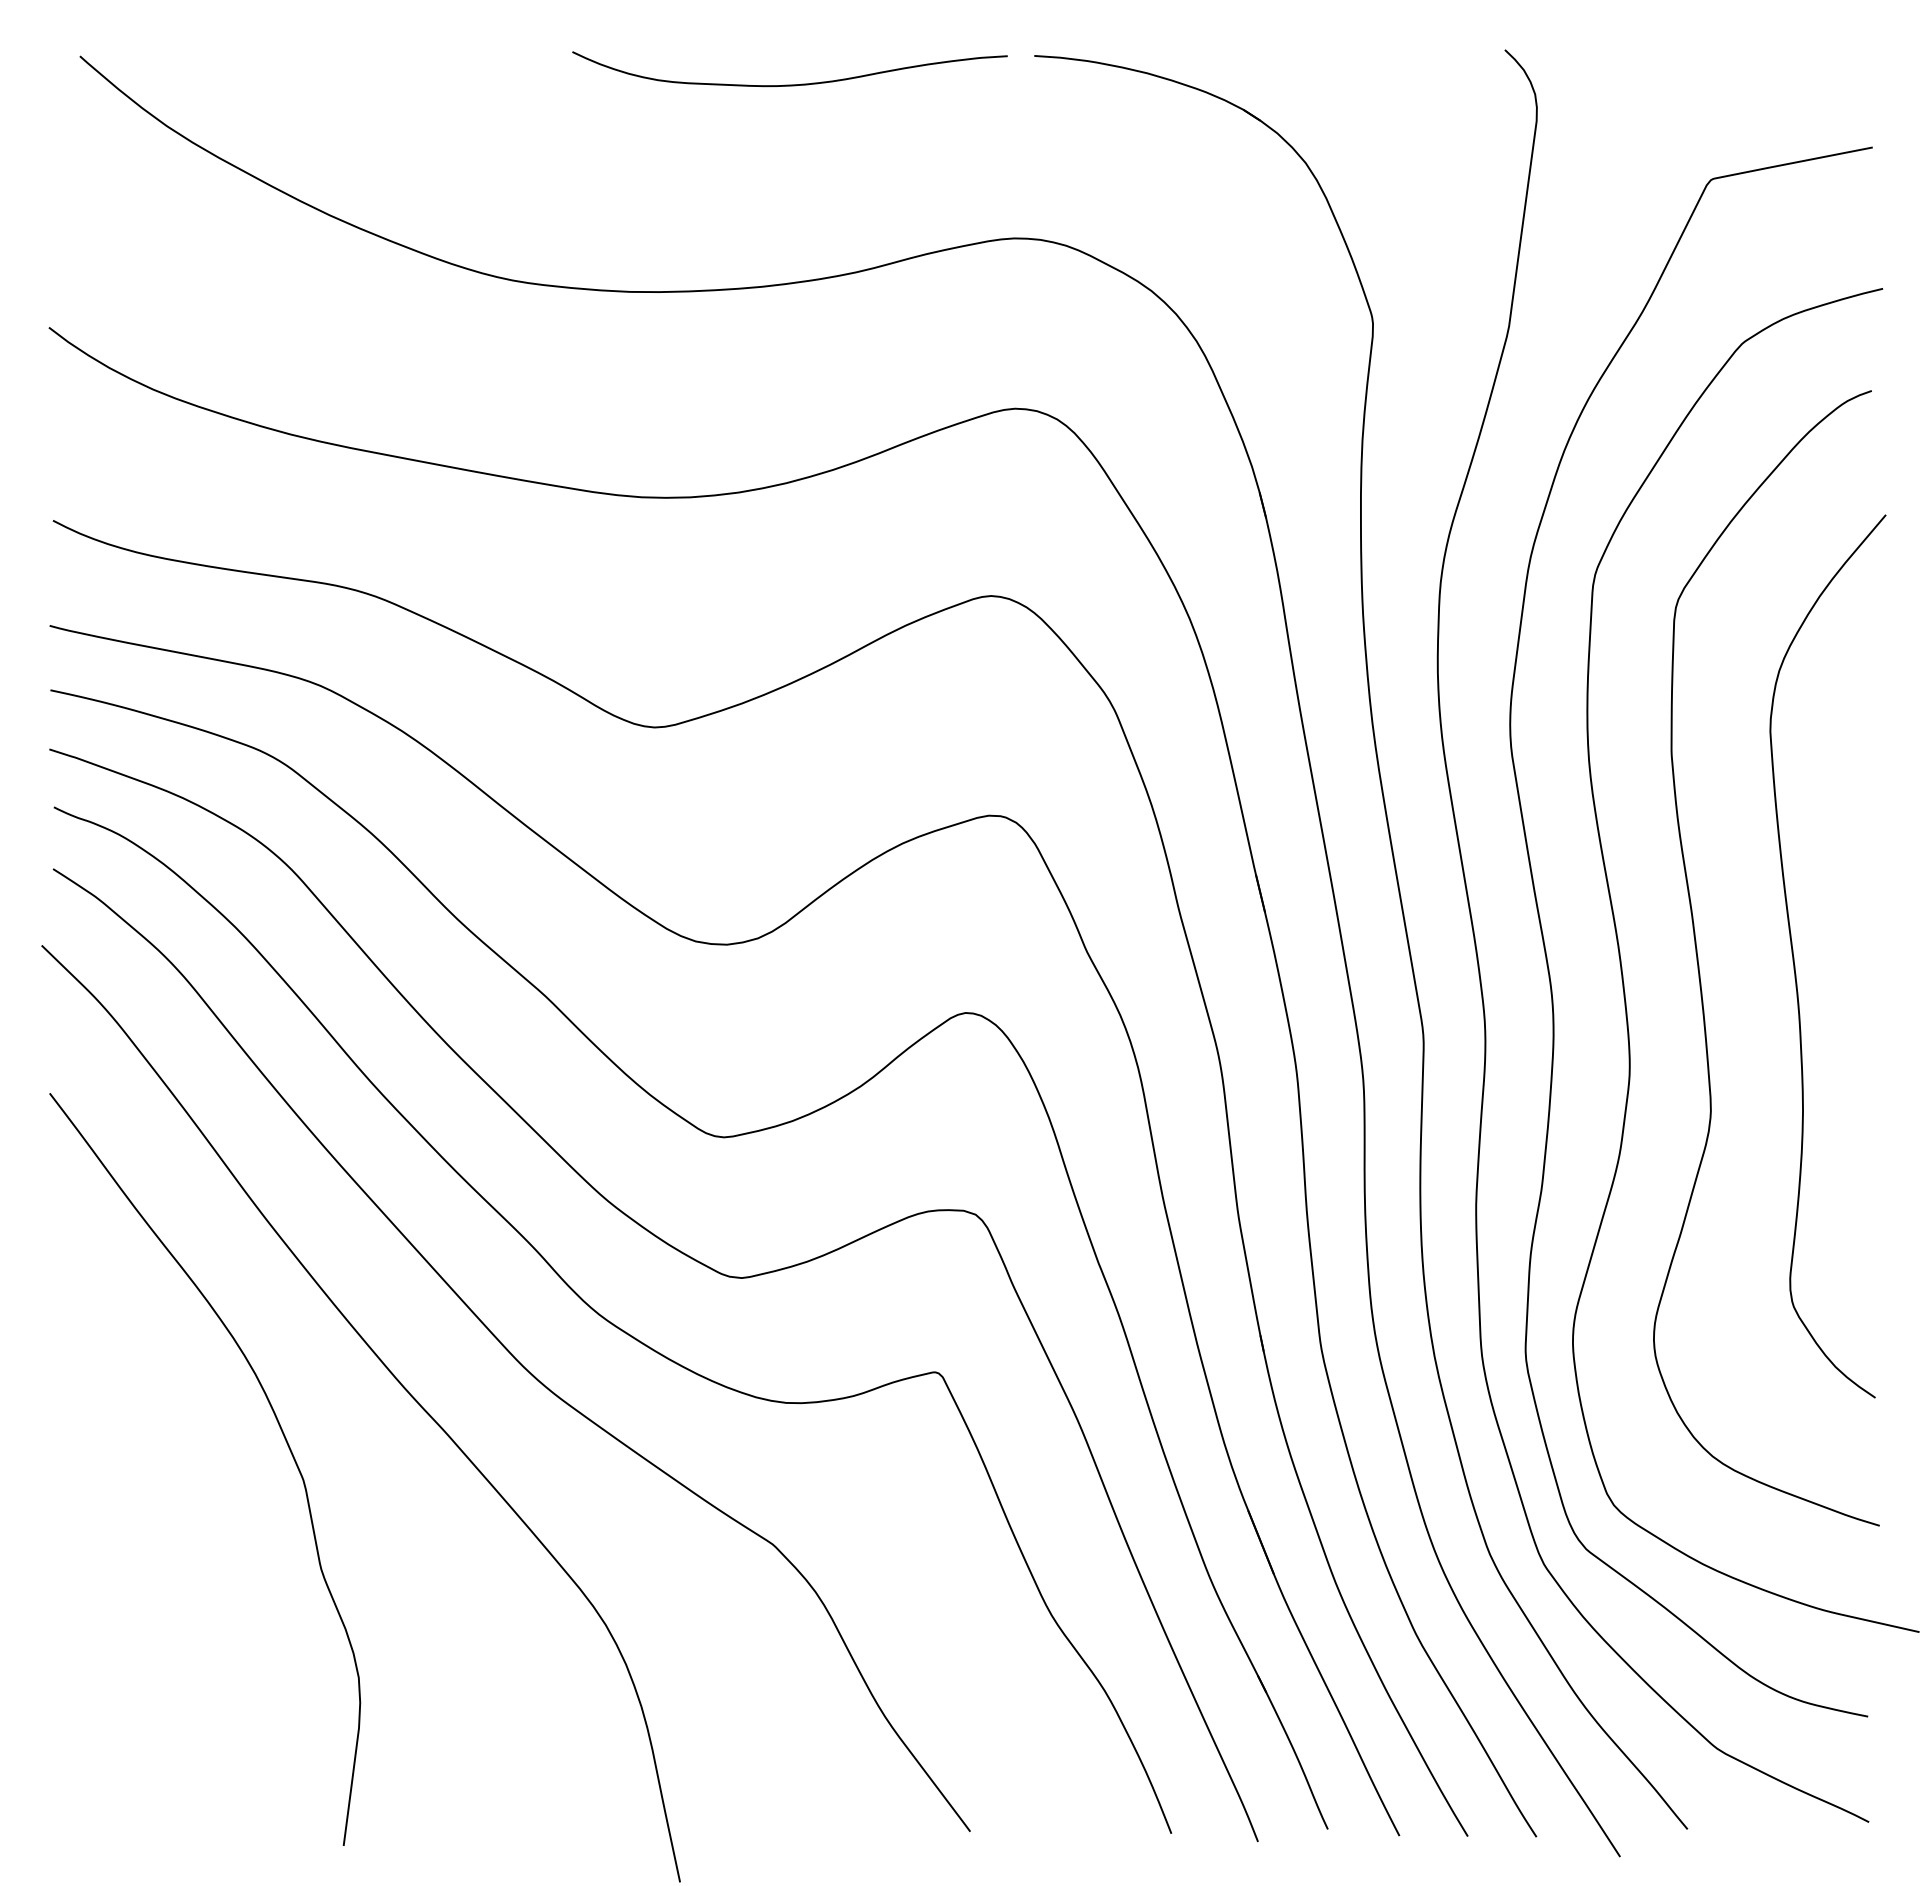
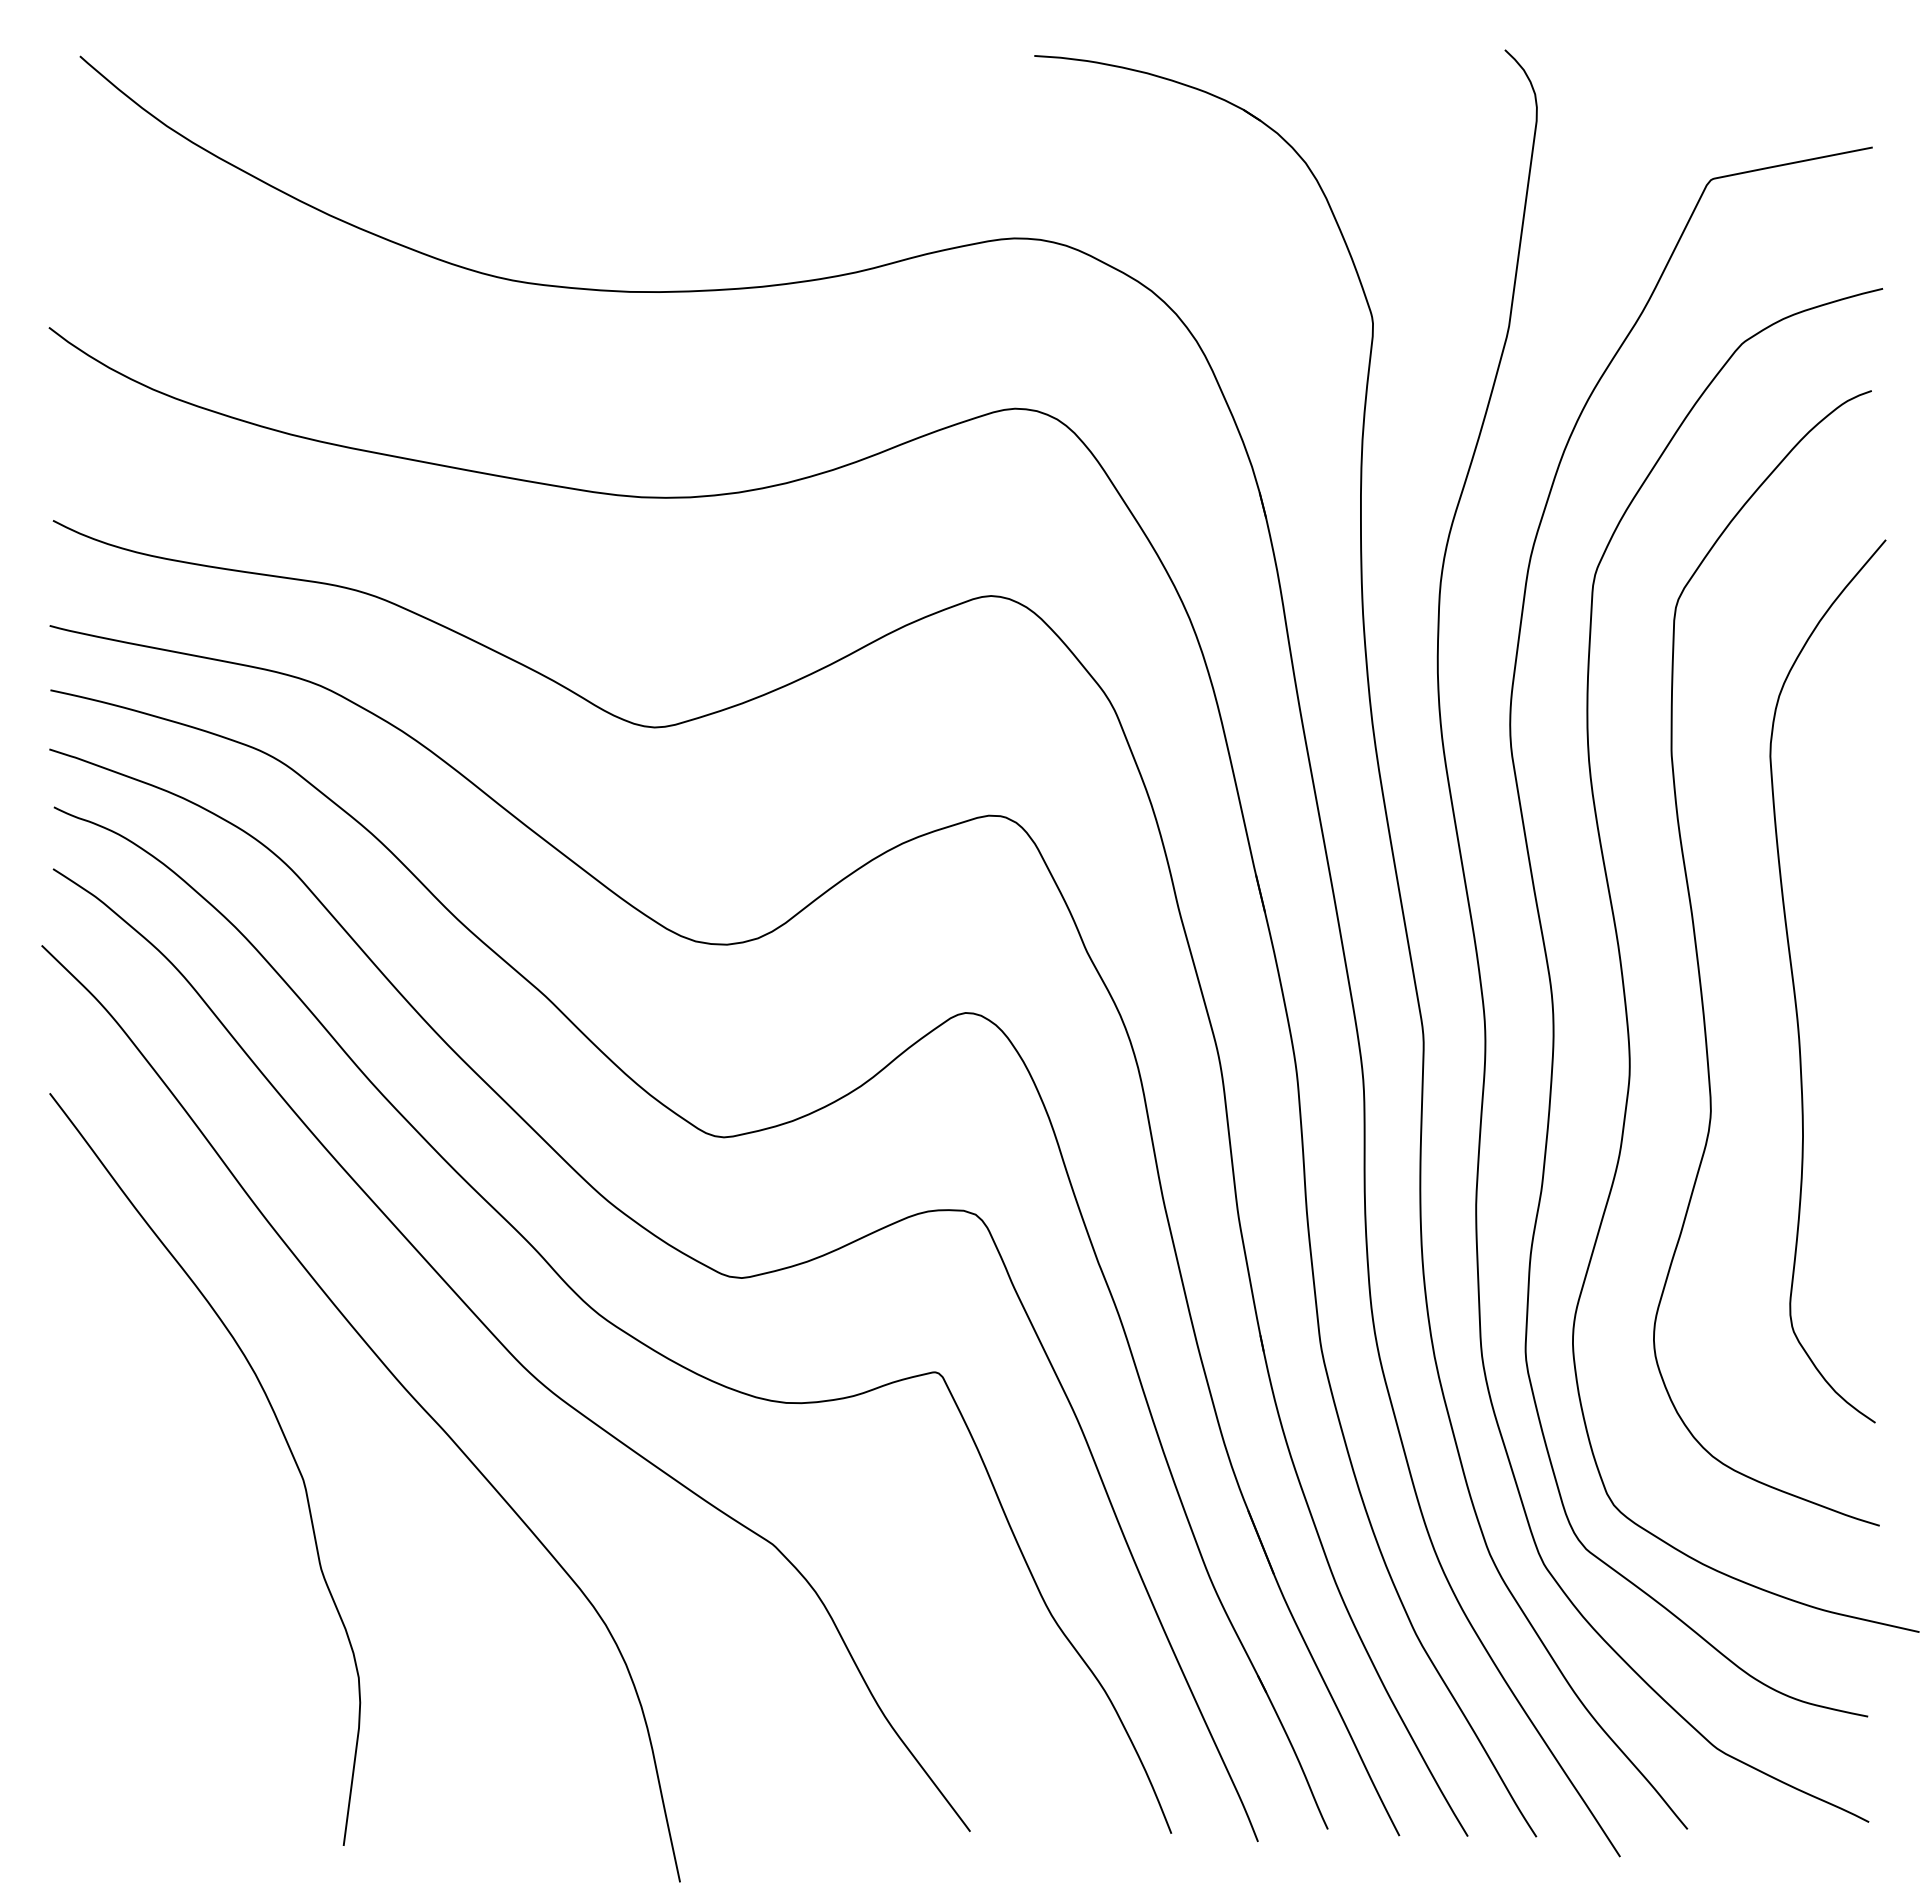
curve: present -> none (789, 84)
curve position: (1794, 957) -> (1794, 982) (1794, 982)
